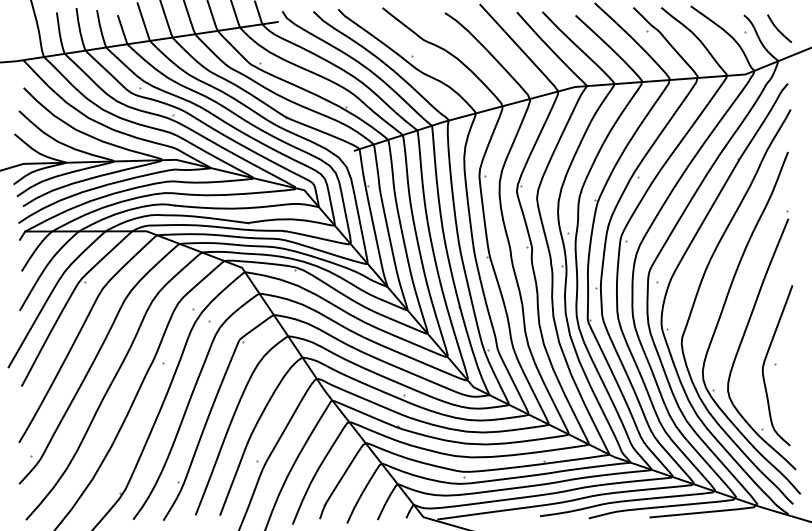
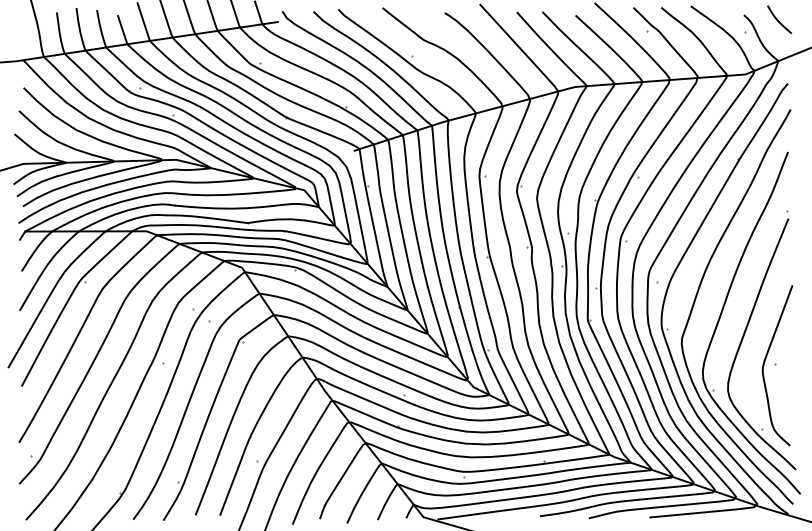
curve position: (778, 28) -> (778, 19) (778, 19)
